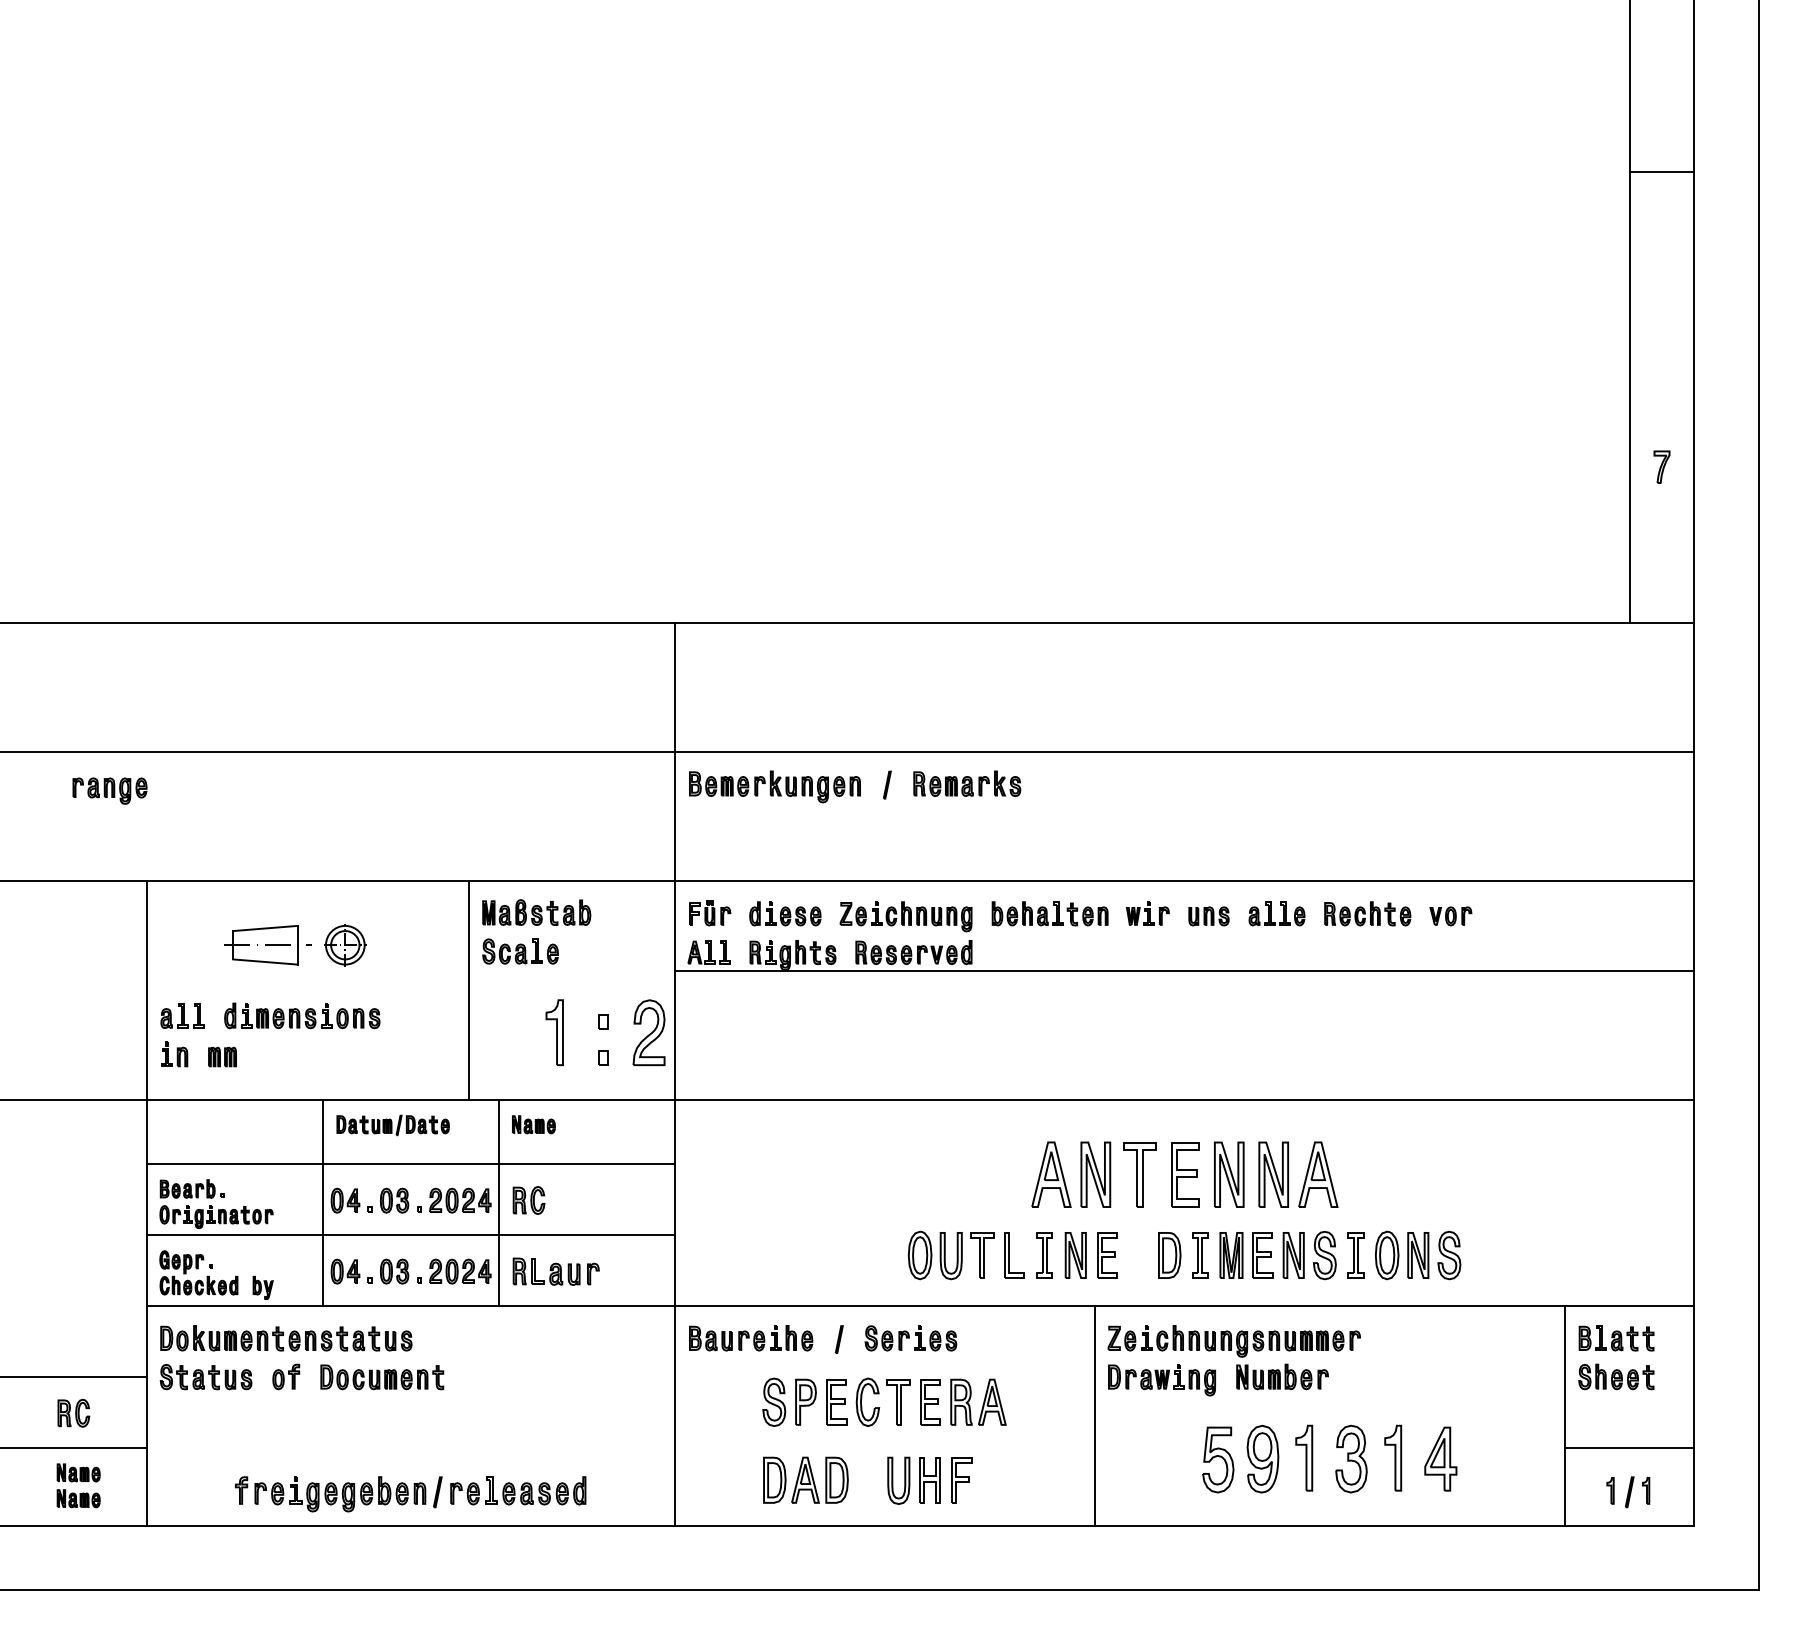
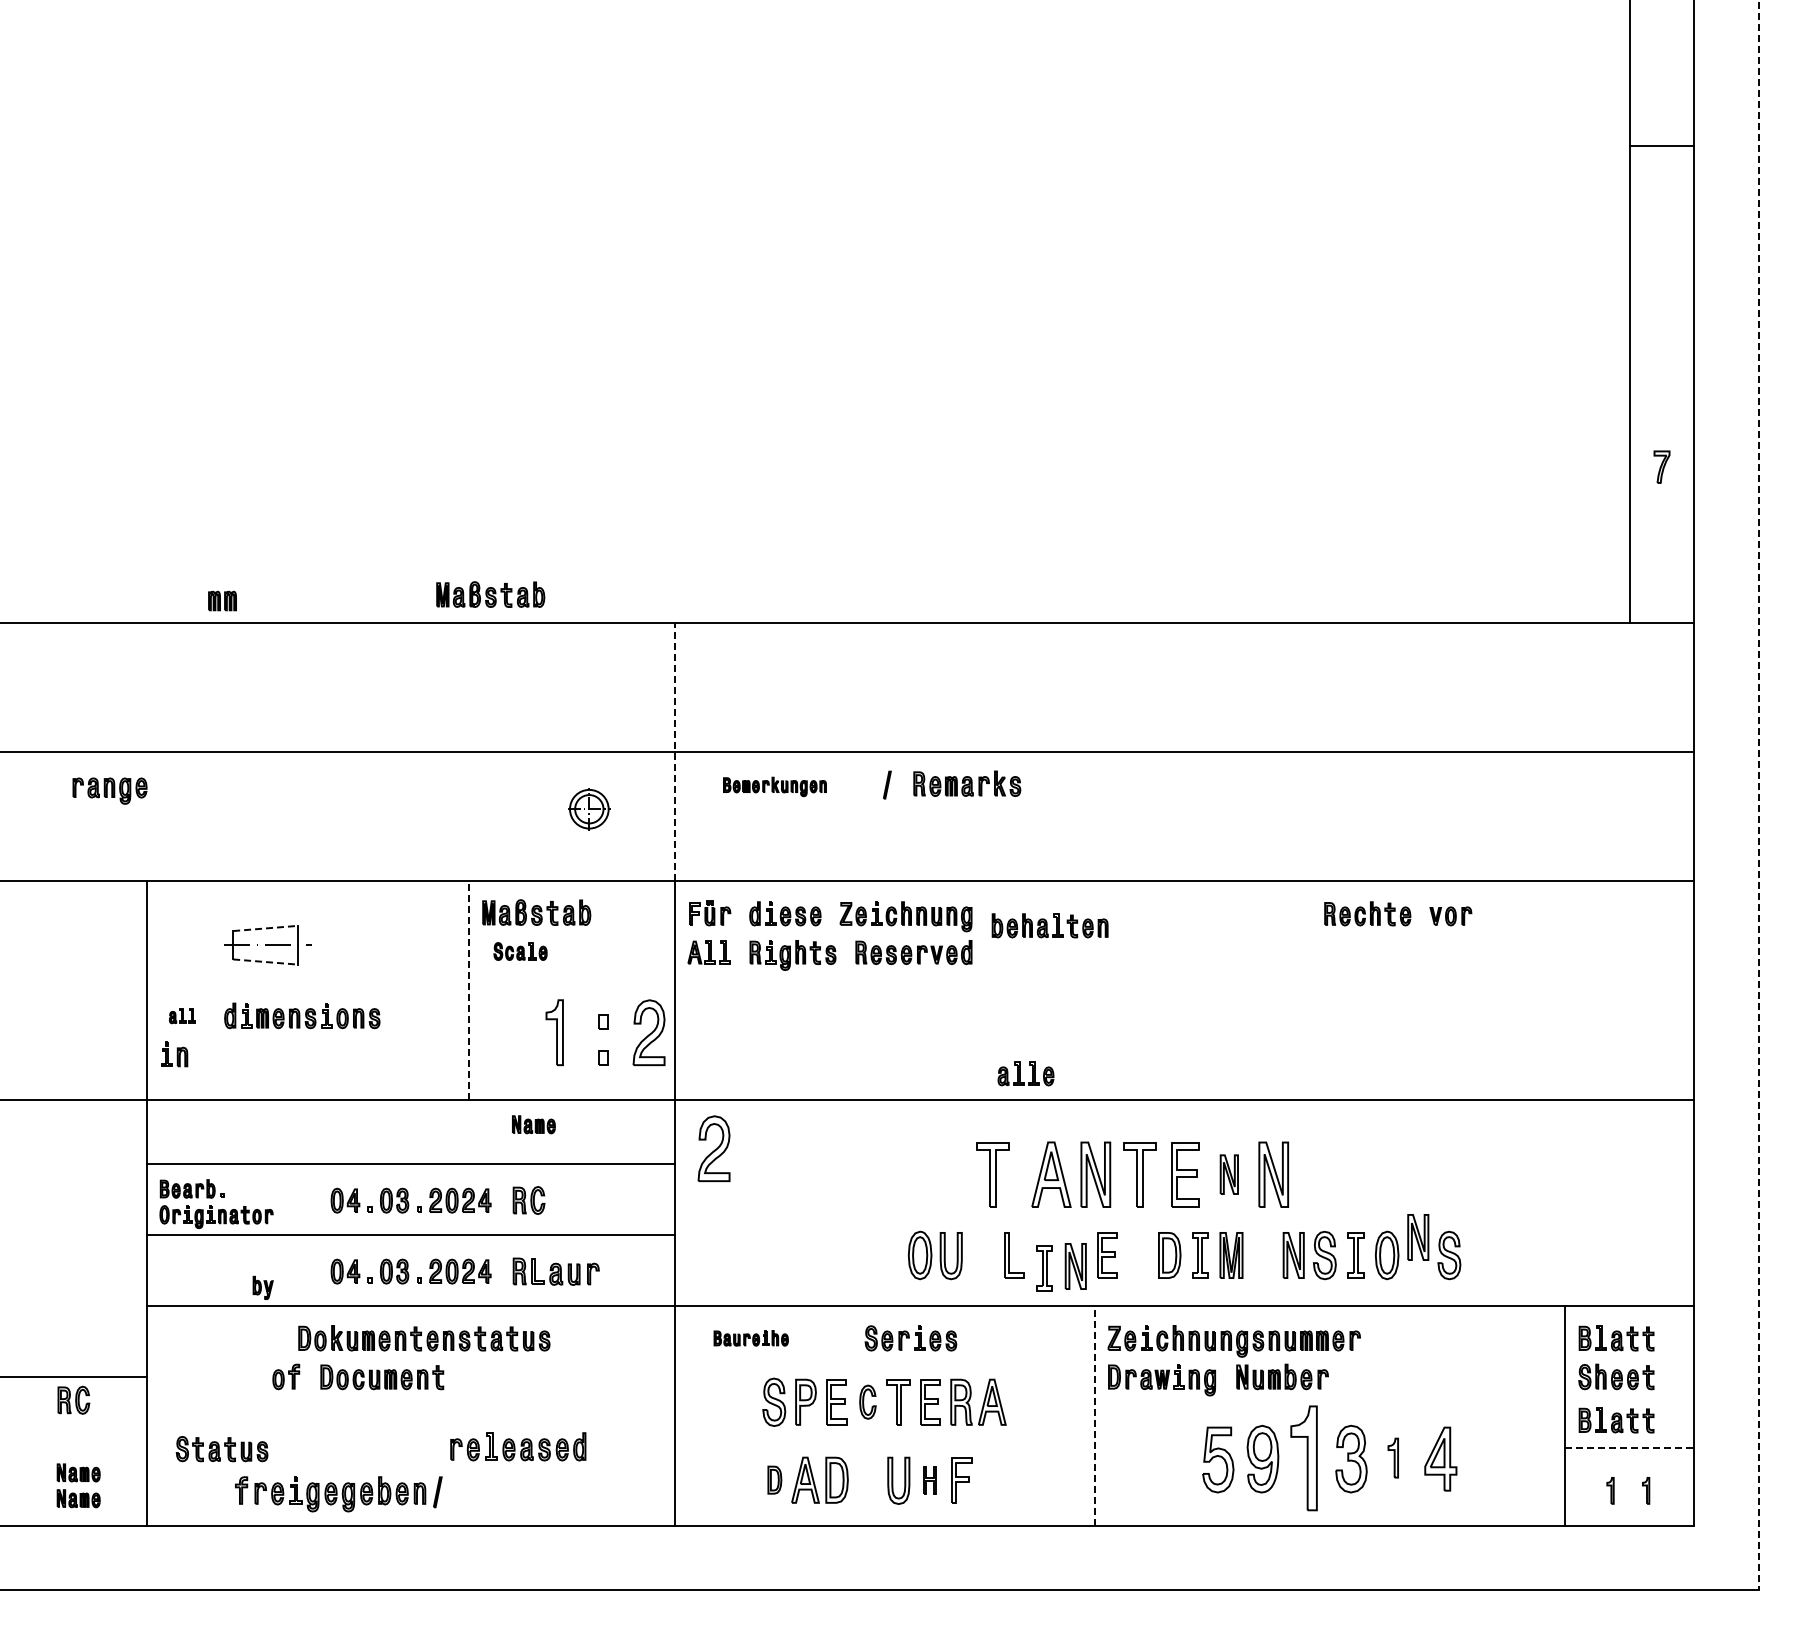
line position: (1661, 171) -> (1661, 145) (1661, 145)
part: none -> present (490, 594)
line: solid -> dashed (675, 751)
part size: 172x34 px -> 104x22 px (774, 786)
line: solid -> dashed (1758, 795)
part position: (1049, 913) -> (1049, 925) (1049, 925)
part: present -> none (1147, 913)
part position: (1276, 913) -> (1025, 1073) (1025, 1073)
part: present -> none (1208, 916)
line: solid -> dashed (265, 928)
part position: (345, 945) -> (589, 809) (589, 809)
part size: 77x27 px -> 55x19 px (520, 951)
line: solid -> dashed (265, 962)
line: present -> none (1184, 971)
line: solid -> dashed (469, 990)
part size: 45x26 px -> 27x17 px (182, 1016)
part position: (222, 1056) -> (222, 600) (222, 600)
part: present -> none (392, 1125)
part: none -> present (713, 1148)
part: none -> present (992, 1174)
part size: 31x67 px -> 20x41 px (1228, 1174)
part: present -> none (1318, 1174)
line: present -> none (323, 1202)
line: present -> none (498, 1202)
part: present -> none (982, 1255)
part position: (1044, 1255) -> (1044, 1268) (1044, 1268)
part position: (1075, 1255) -> (1075, 1266) (1075, 1266)
part: present -> none (1262, 1255)
part position: (1418, 1255) -> (1418, 1237) (1418, 1237)
part: present -> none (198, 1272)
part position: (286, 1338) -> (424, 1338) (424, 1338)
part size: 125x27 px -> 76x17 px (750, 1338)
line: present -> none (839, 1339)
part position: (205, 1377) -> (221, 1449) (221, 1449)
part size: 26x50 px -> 18x36 px (867, 1401)
part position: (73, 1412) -> (73, 1399) (73, 1399)
line: solid -> dashed (1094, 1415)
part: none -> present (1616, 1420)
line: present -> none (74, 1448)
line: solid -> dashed (1630, 1448)
part size: 19x68 px -> 28x107 px (1303, 1458)
part size: 19x68 px -> 12x42 px (1392, 1457)
part size: 24x48 px -> 16x30 px (774, 1479)
part size: 22x47 px -> 14x29 px (929, 1480)
part position: (518, 1490) -> (518, 1446) (518, 1446)
line: present -> none (1629, 1492)
